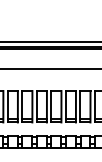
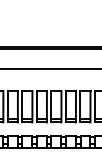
line: present -> none (50, 41)
